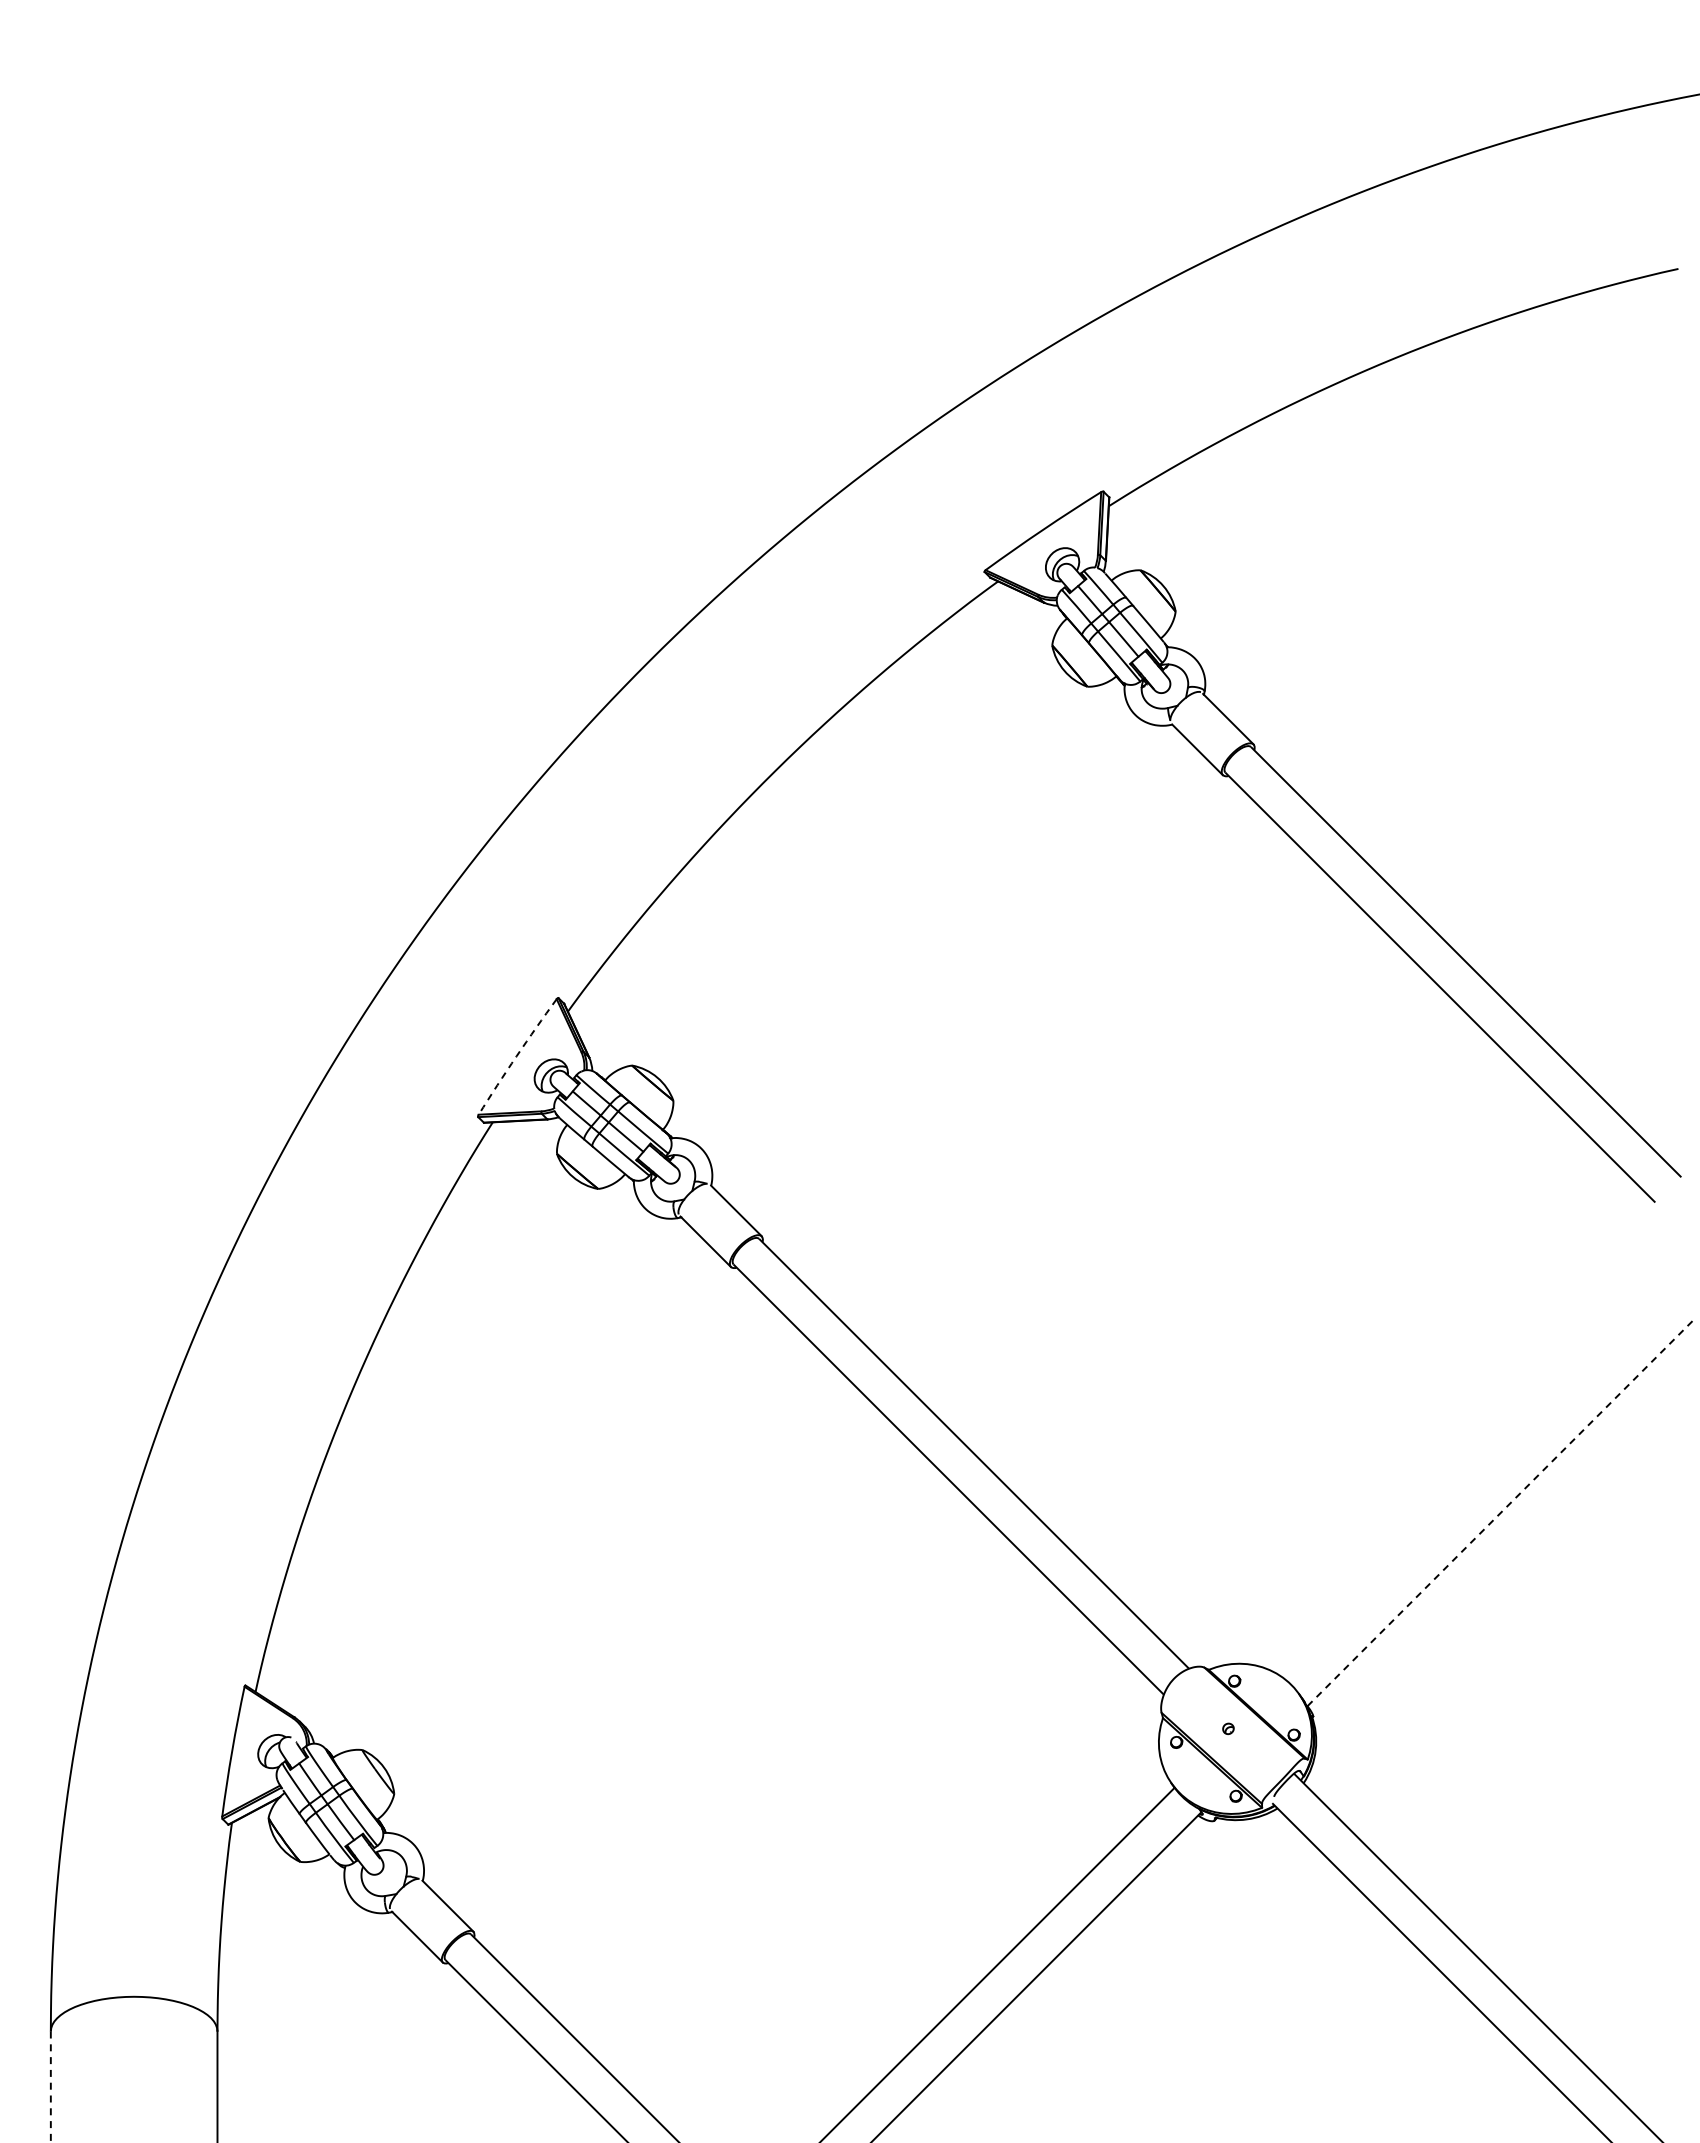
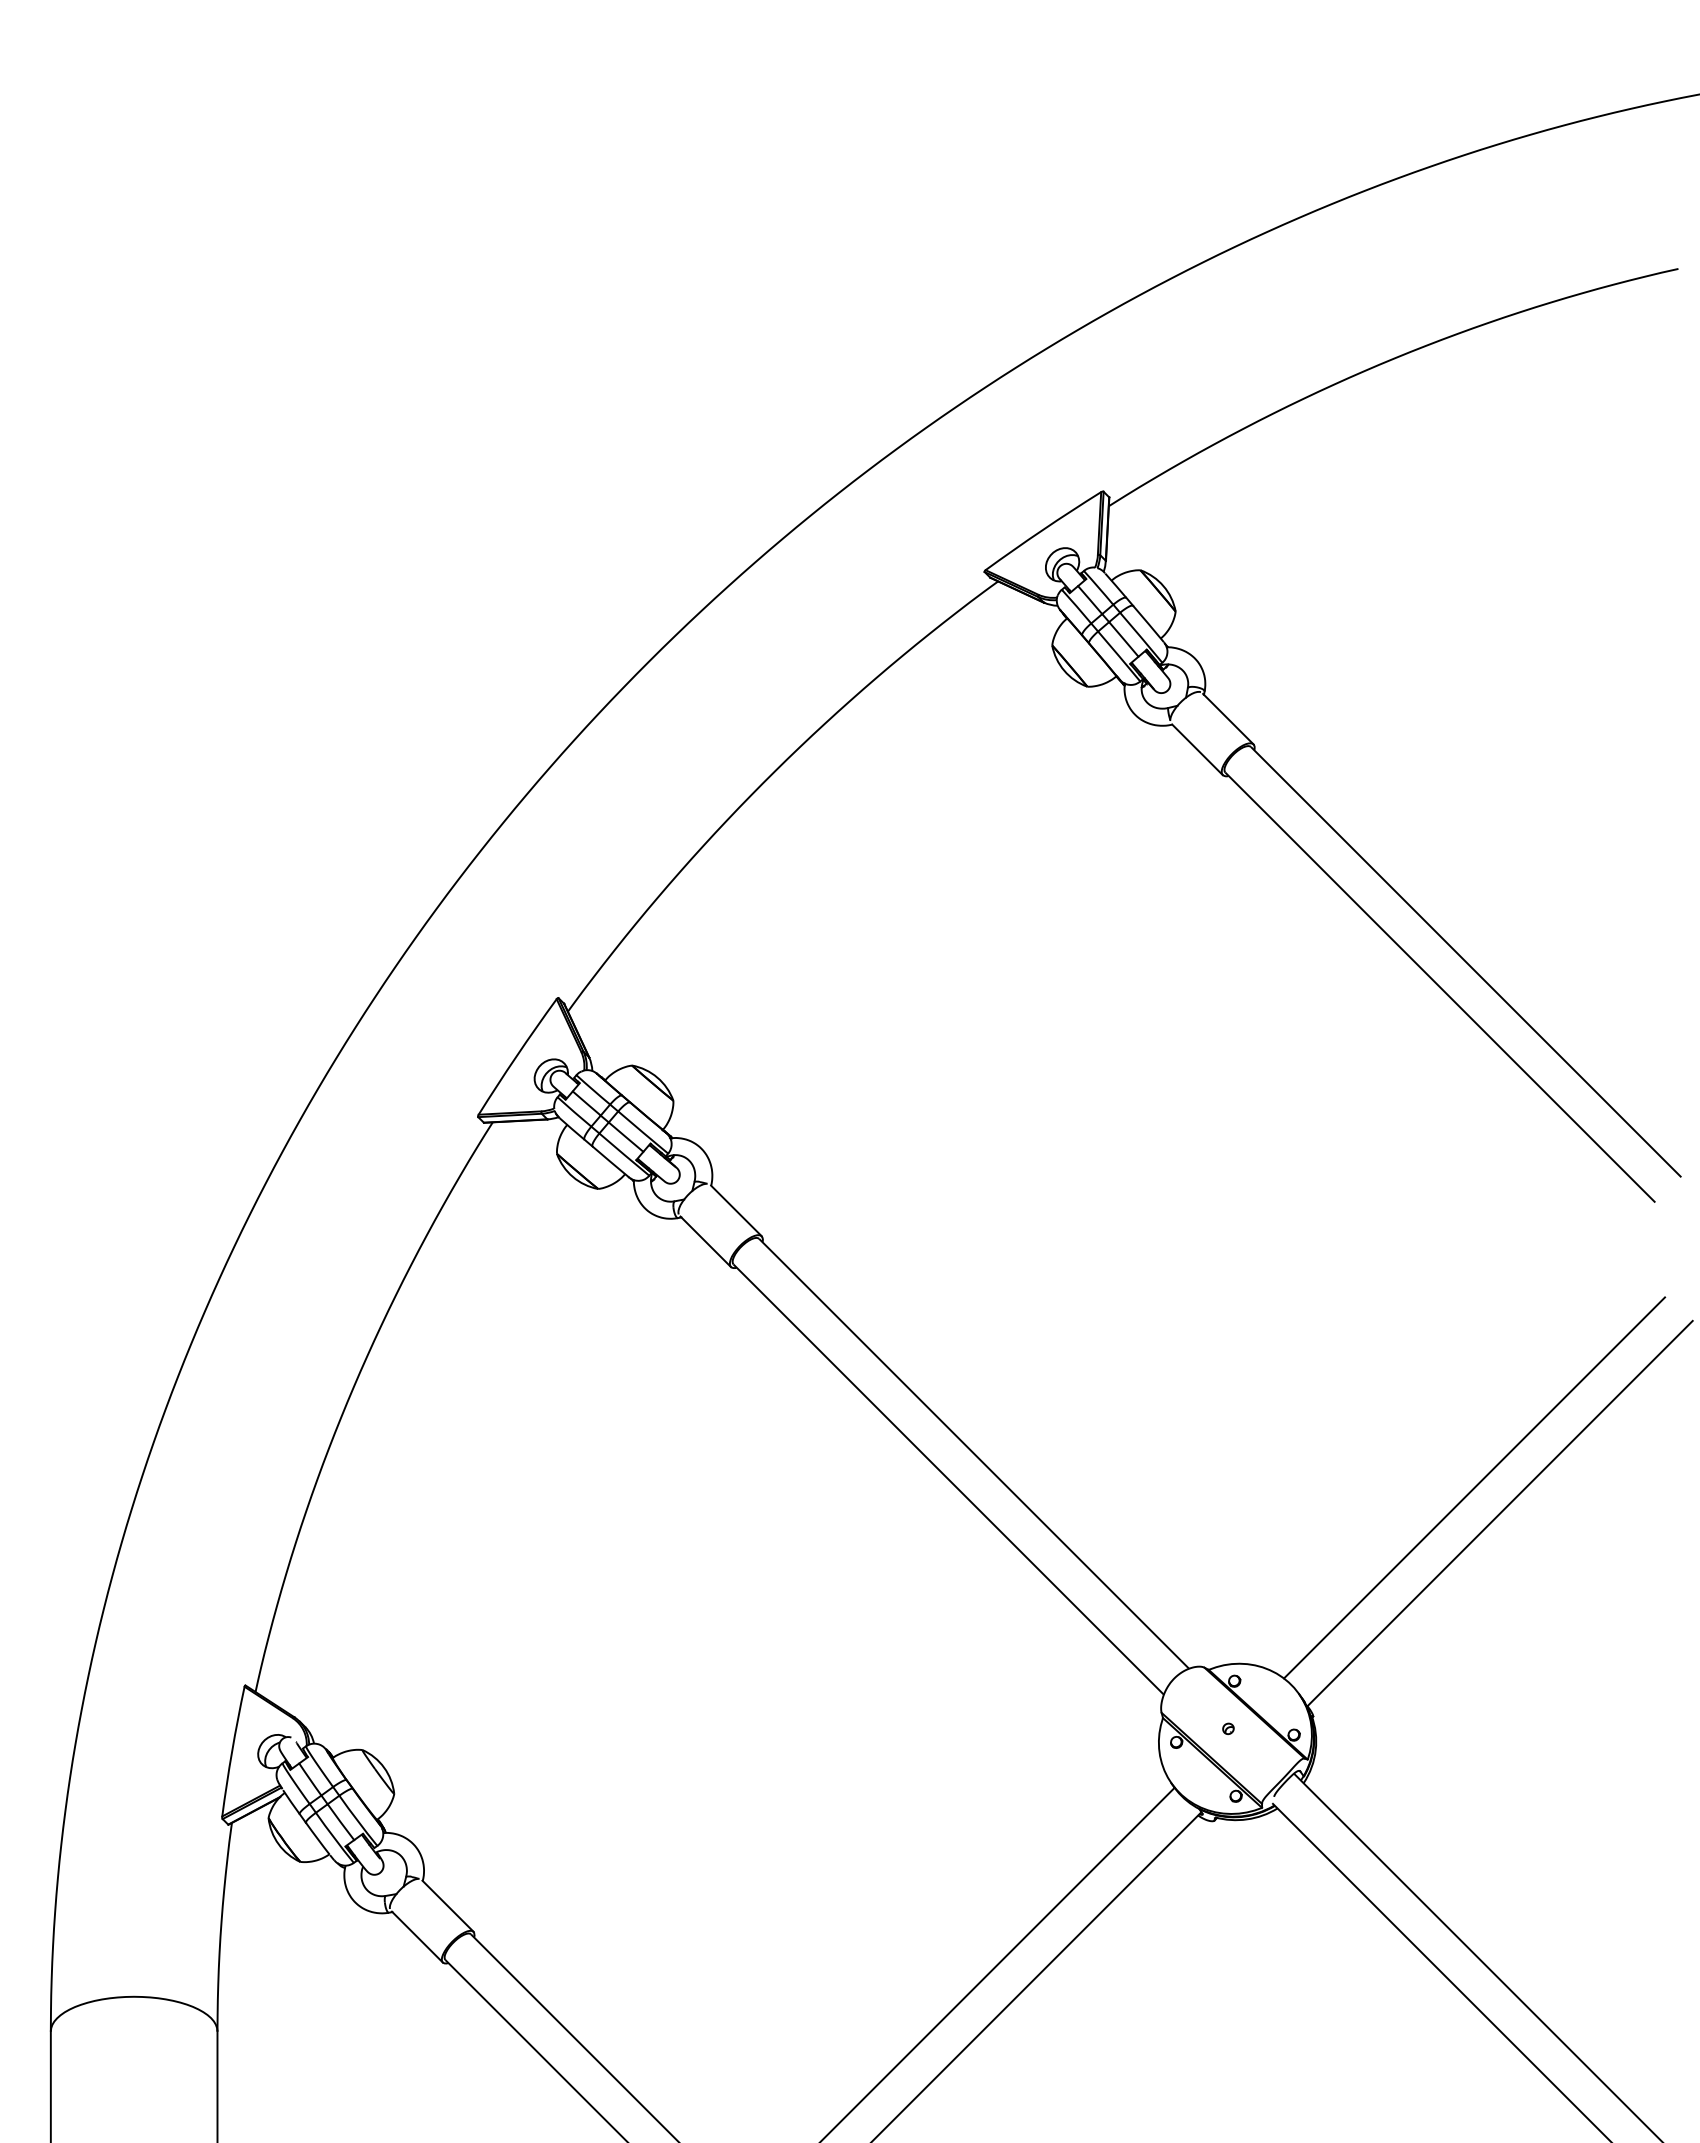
arc: dashed -> solid (516, 1056)
line: none -> present (1474, 1487)
line: dashed -> solid (1500, 1513)
line: dashed -> solid (50, 2087)
